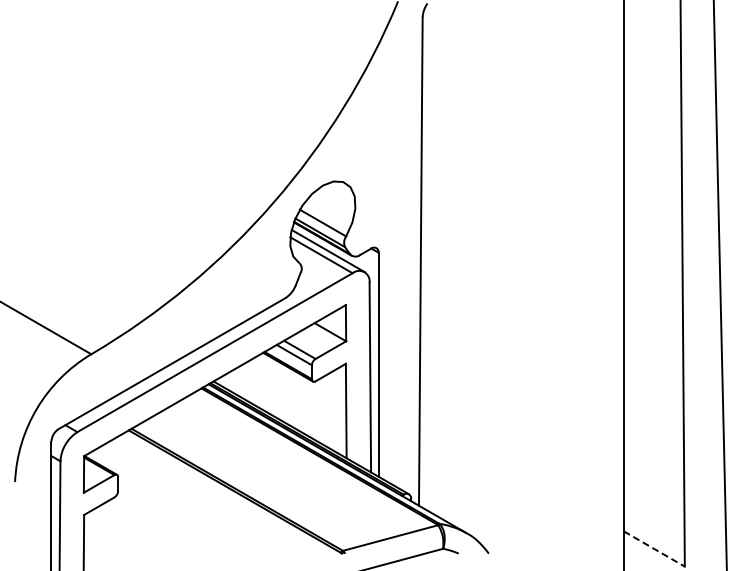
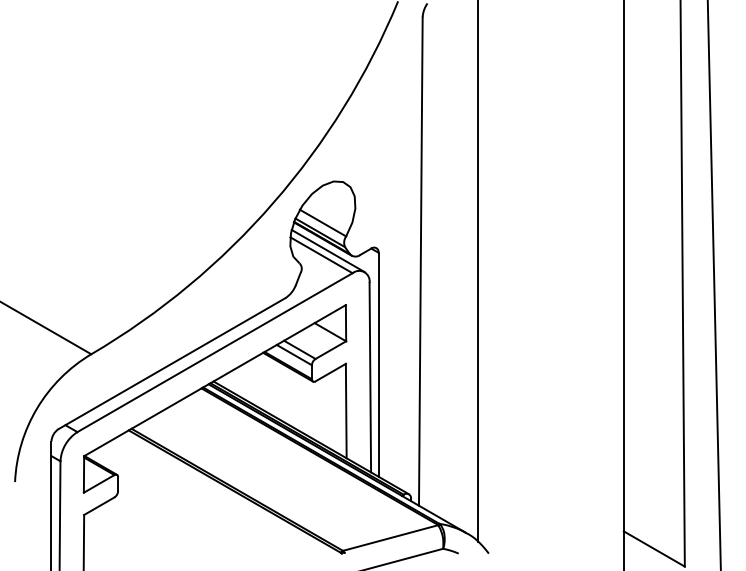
line: none -> present (478, 272)
line position: (719, 284) -> (713, 284) (713, 284)
line: dashed -> solid (654, 549)
